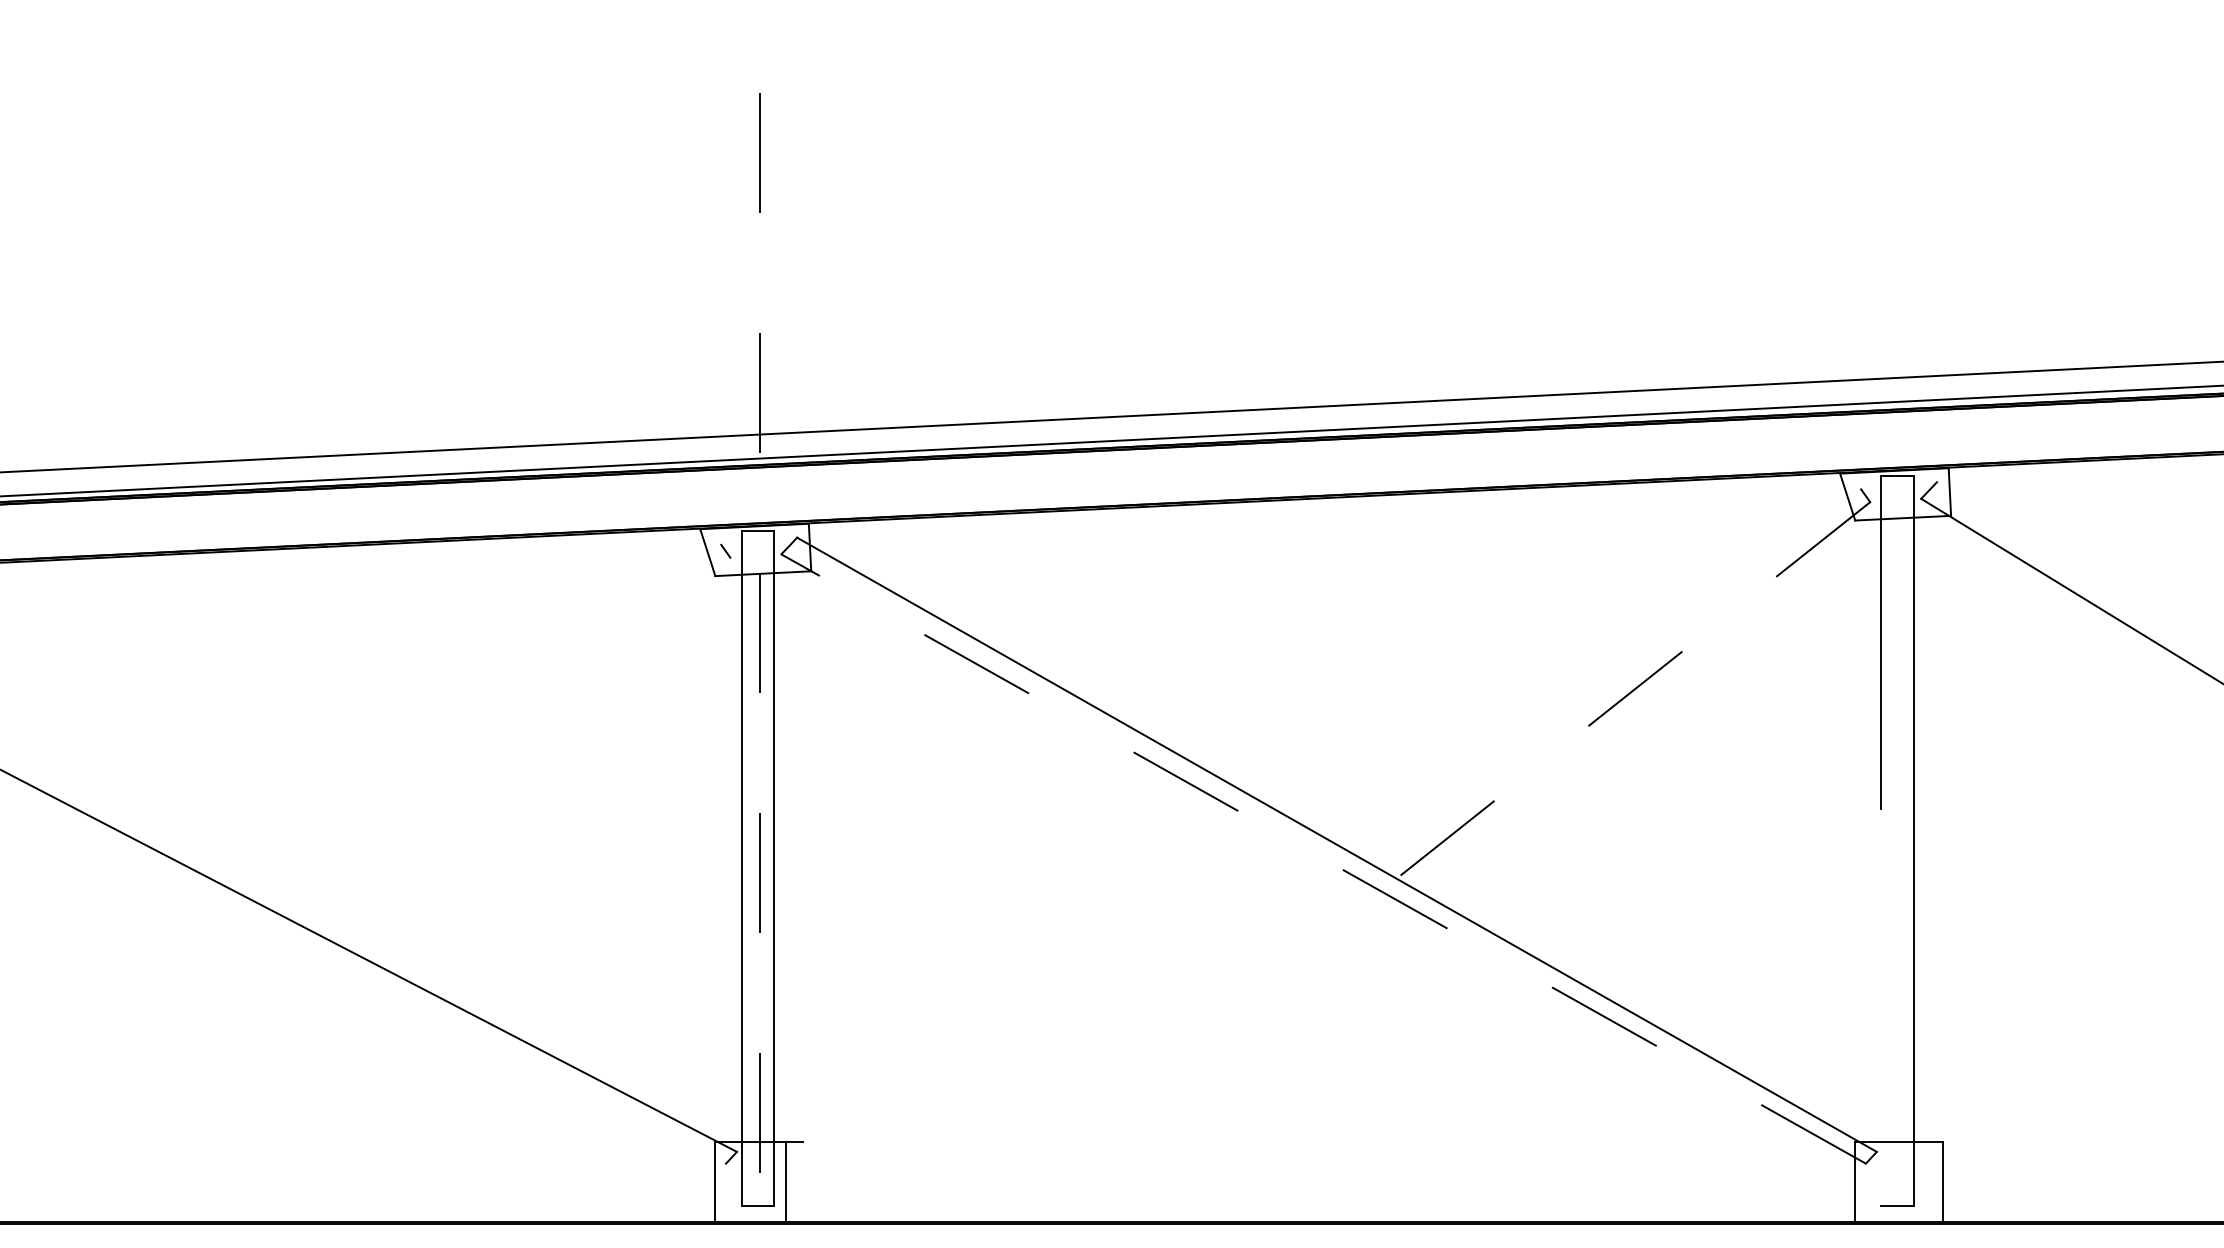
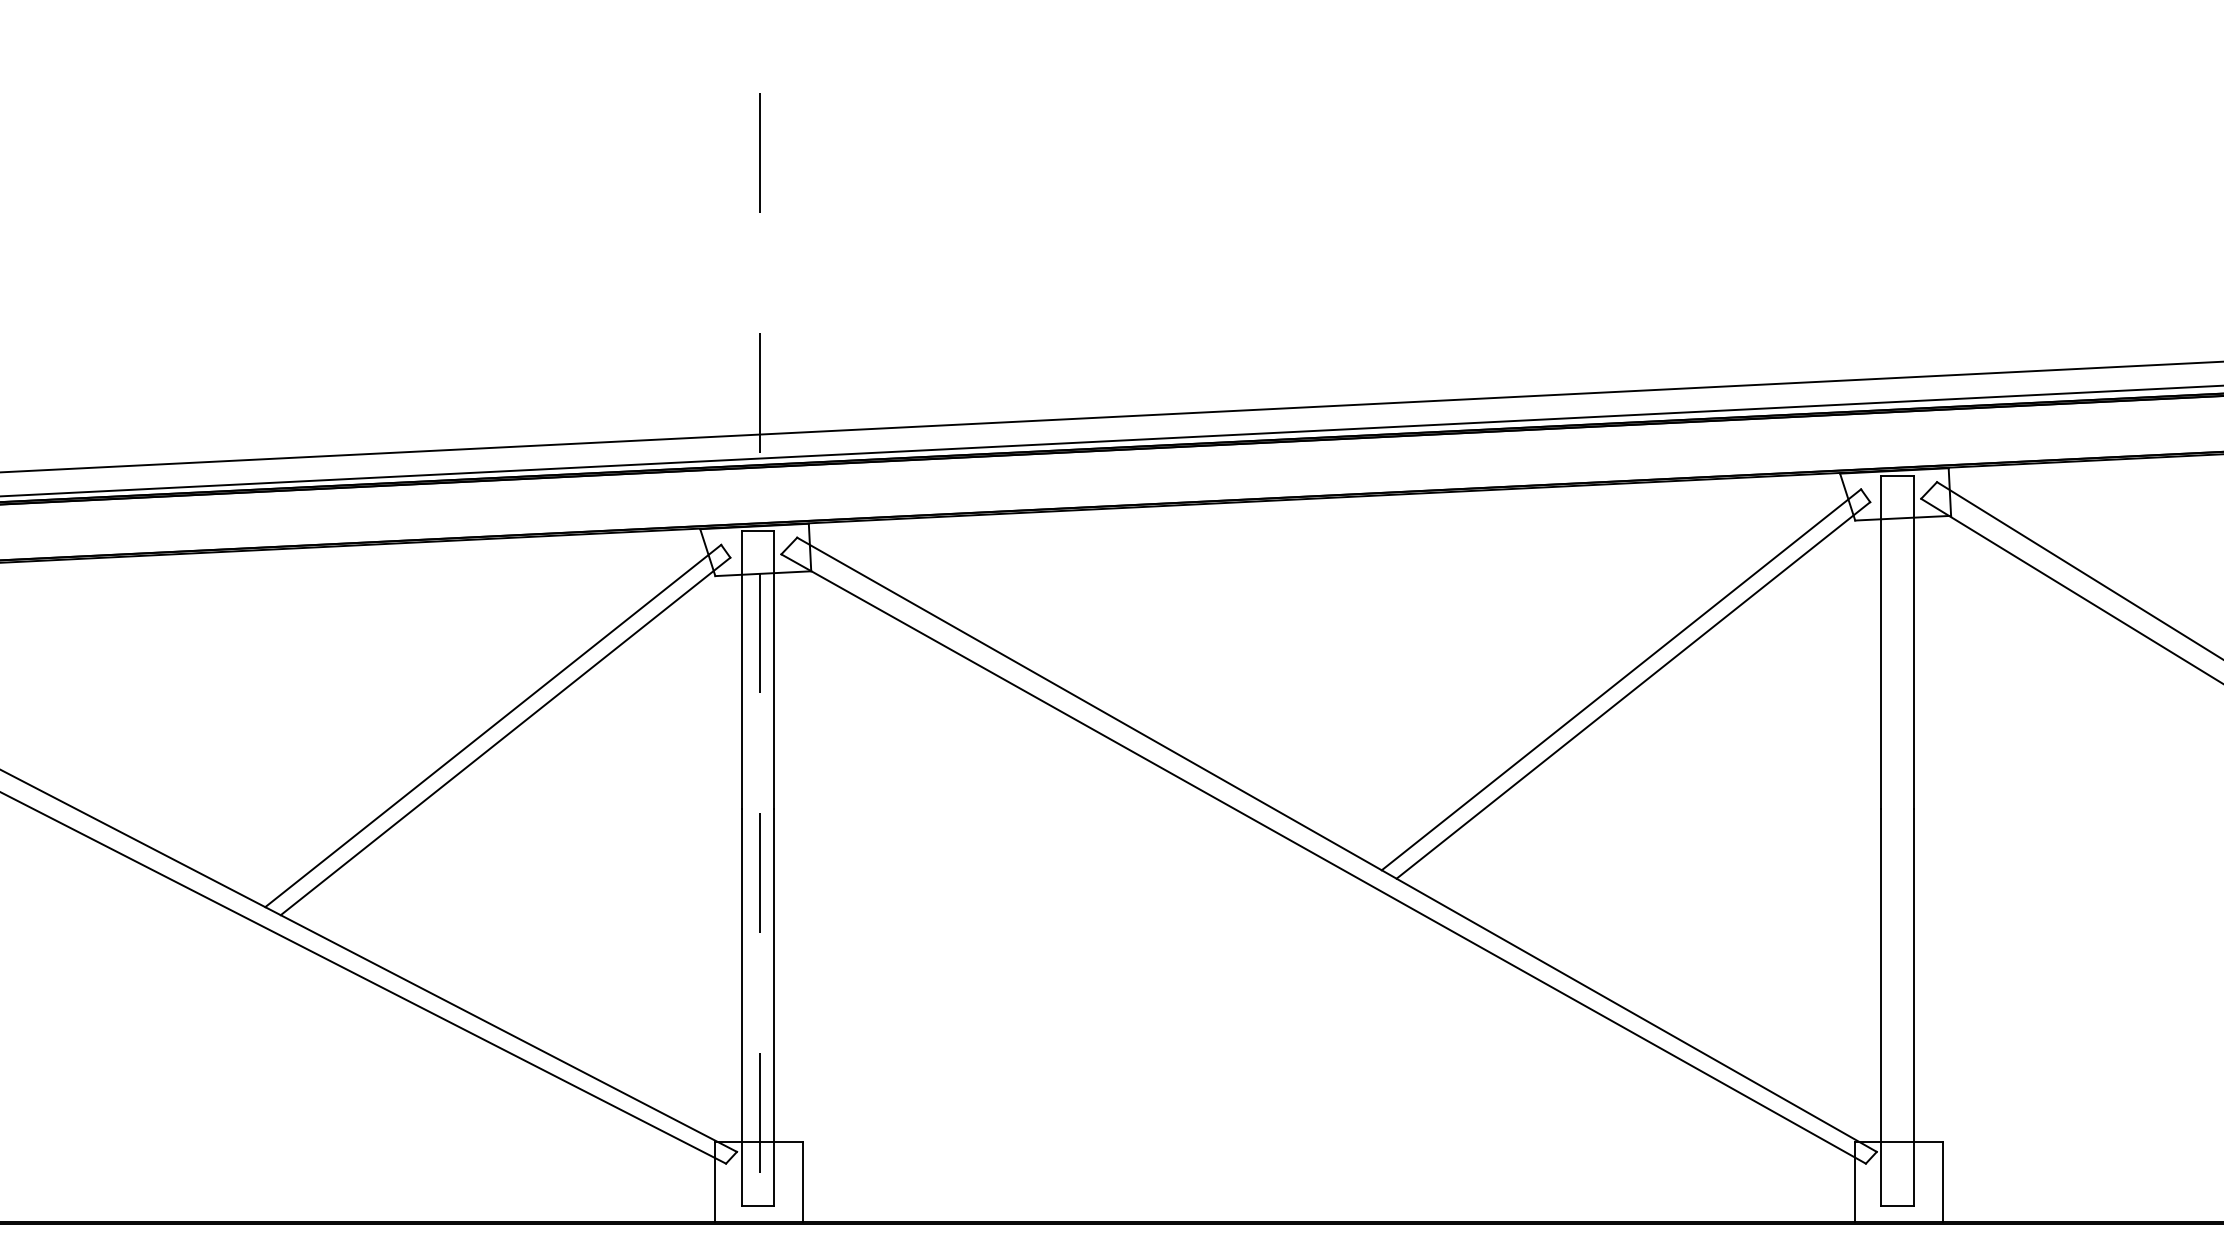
line: none -> present (2078, 570)
line: none -> present (1621, 679)
line: dashed -> solid (1633, 690)
line: none -> present (493, 725)
line: none -> present (505, 736)
line: dashed -> solid (1323, 859)
line: none -> present (364, 978)
line: none -> present (1881, 1007)
line position: (785, 1181) -> (802, 1181) (802, 1181)
